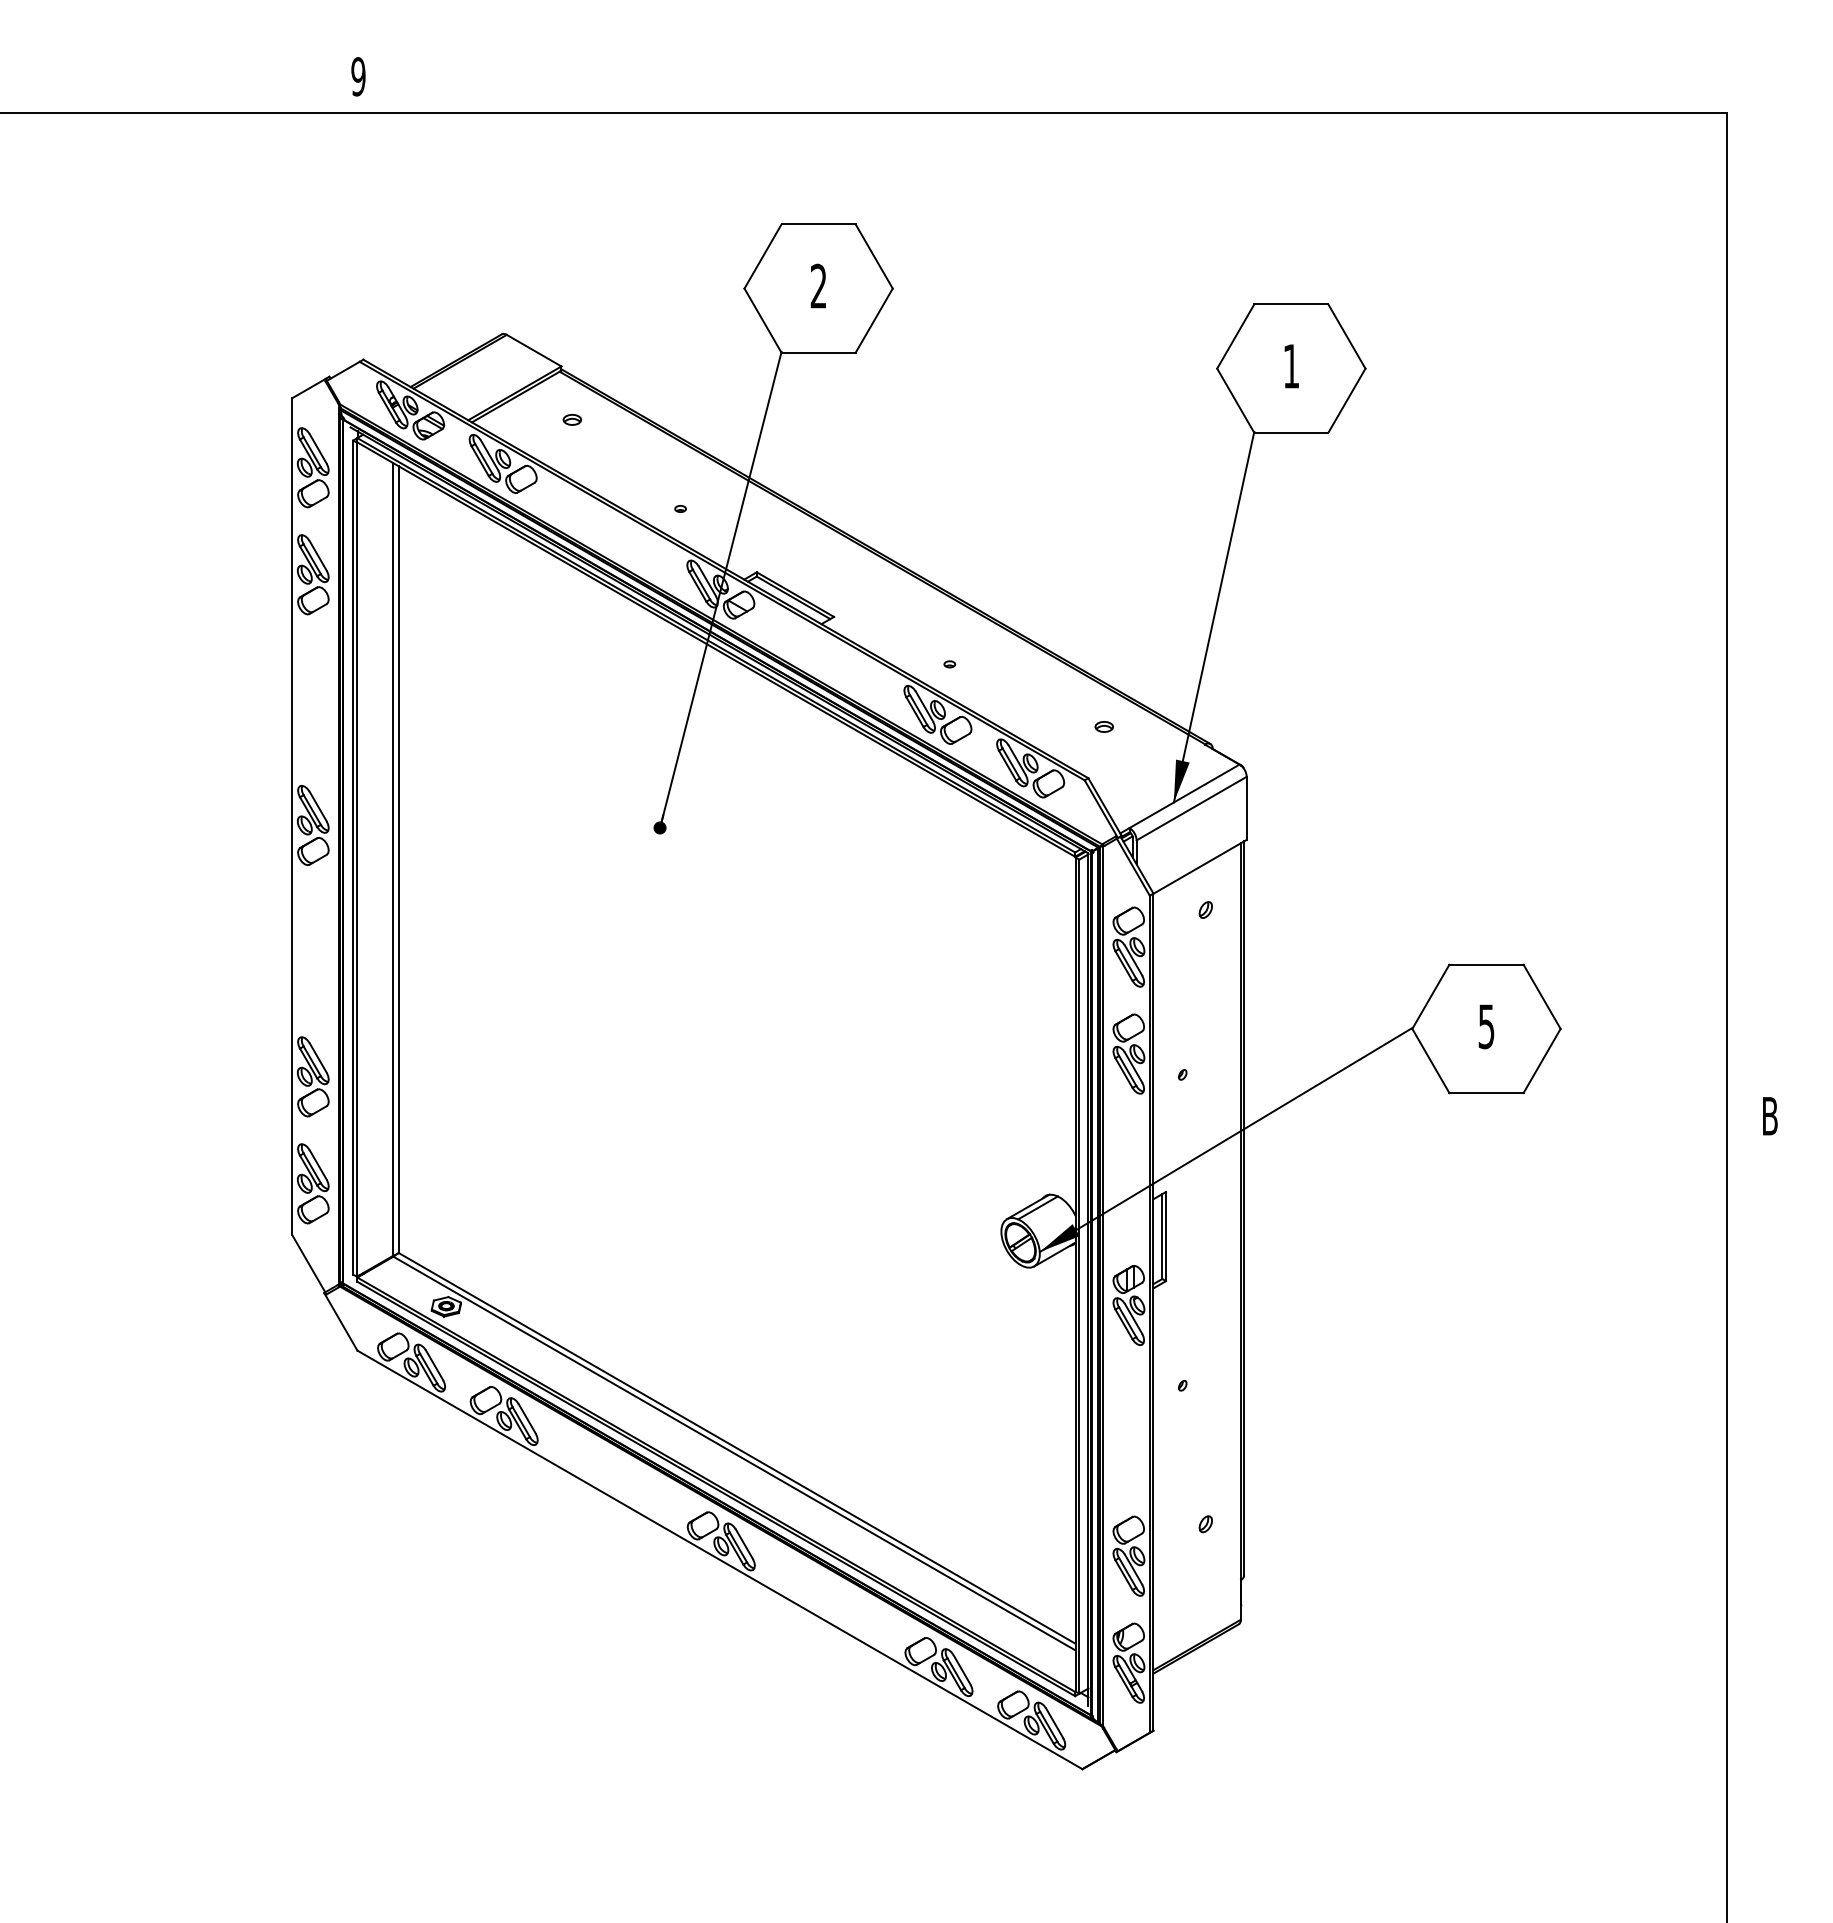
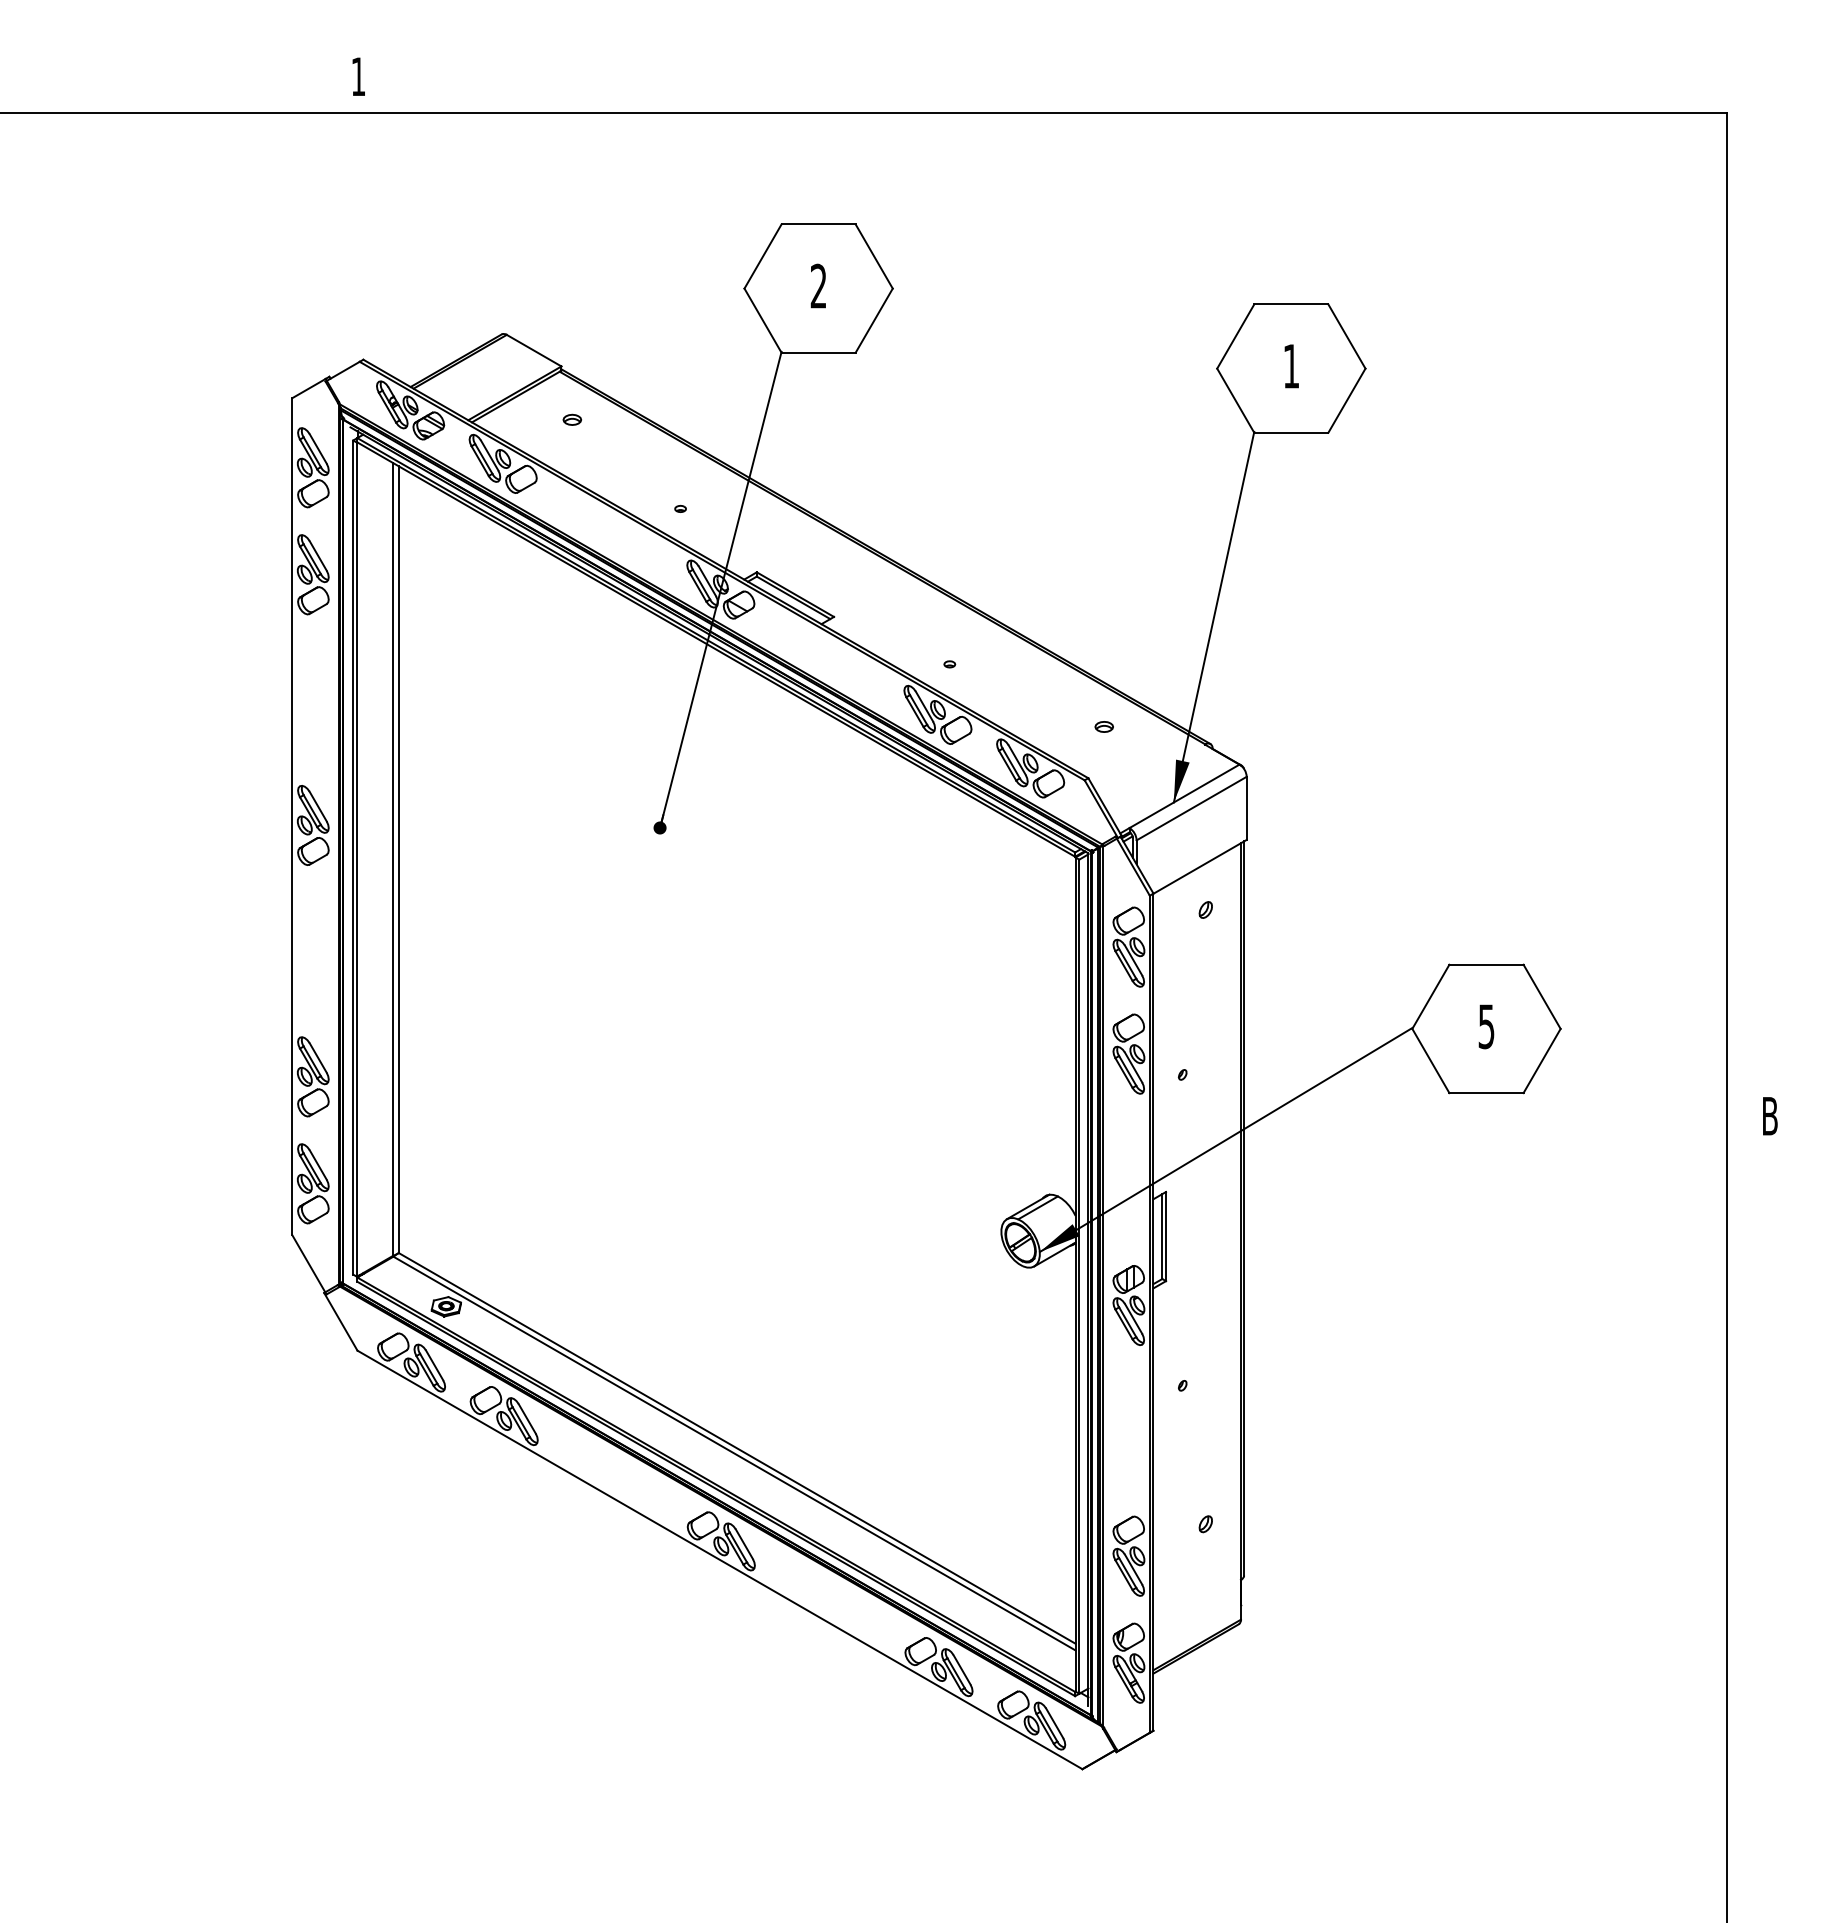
text: 9 -> 1 (358, 76)
